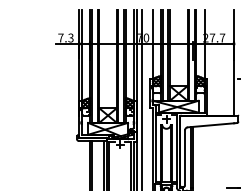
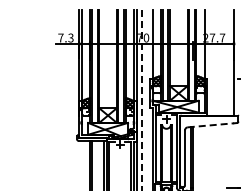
line: solid -> dashed (141, 100)
line: solid -> dashed (211, 125)
